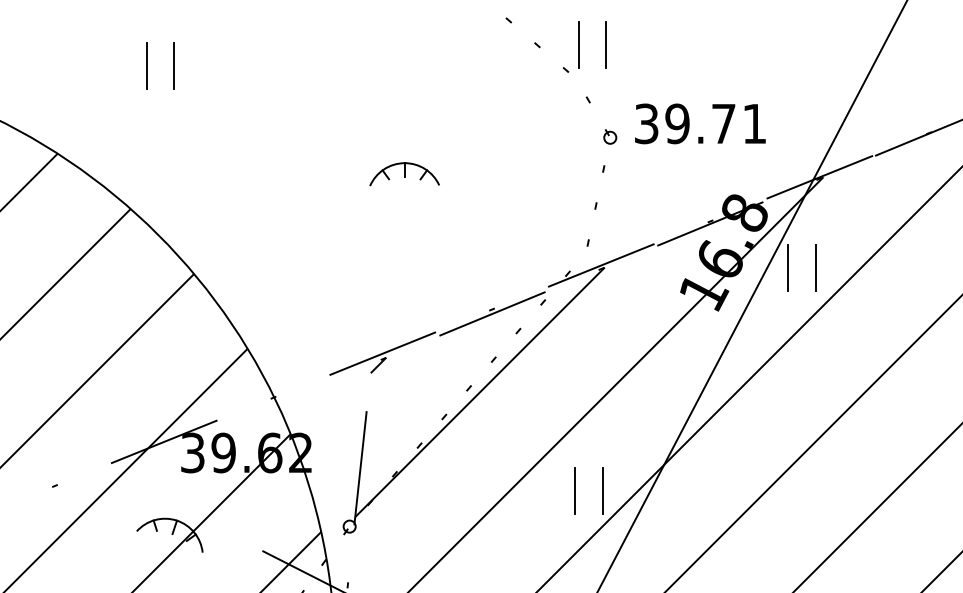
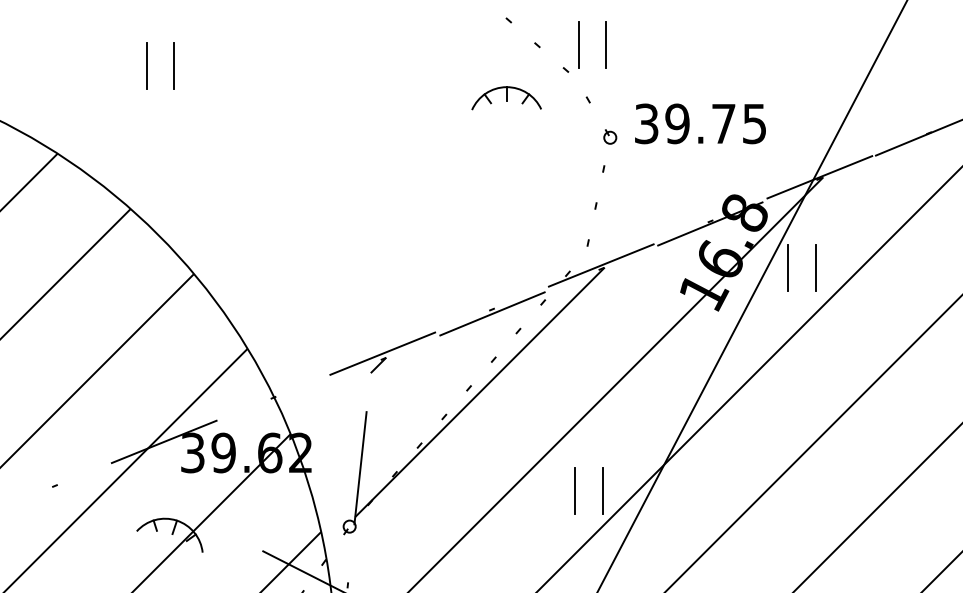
text: 39.71 -> 39.75 (754, 124)
part position: (404, 174) -> (506, 98) (506, 98)
